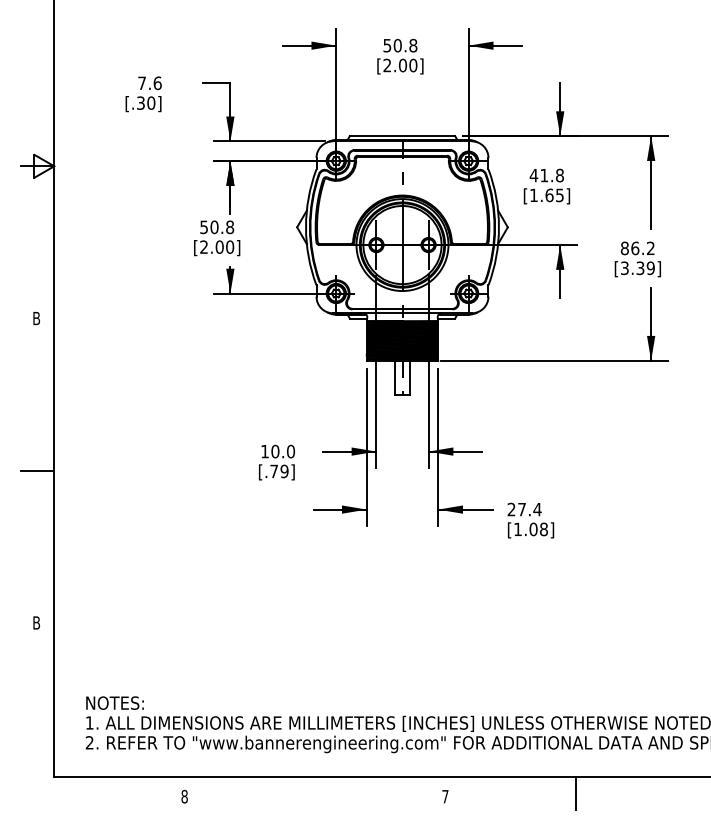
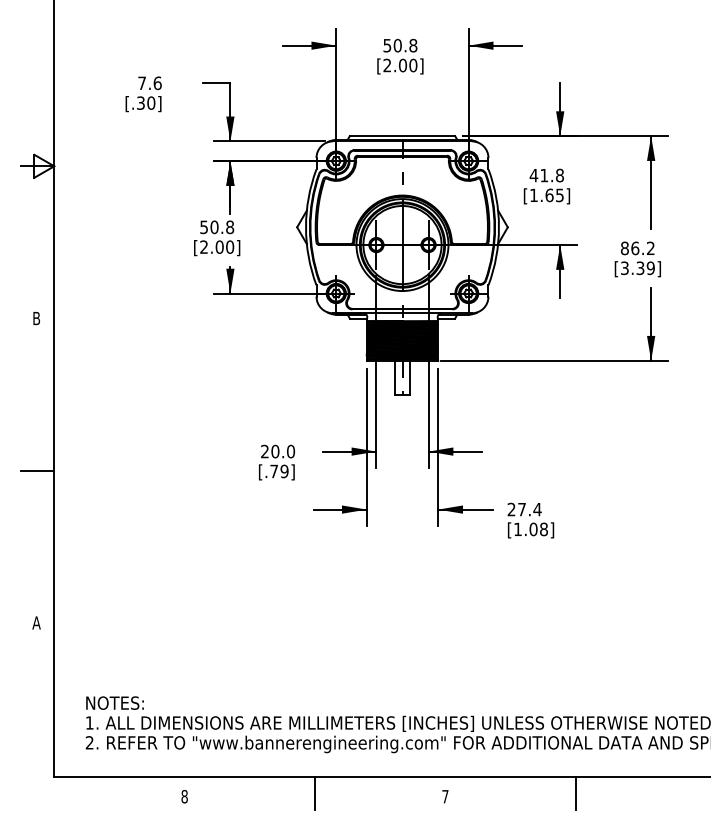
text: 10.0 -> 20.0 (264, 451)
text: B -> A (36, 622)
line: none -> present (315, 792)
